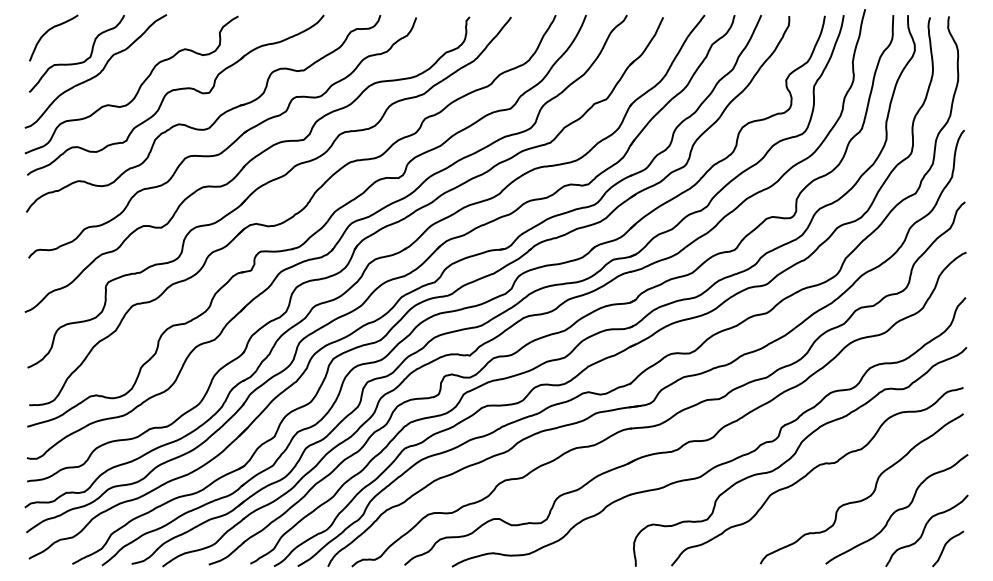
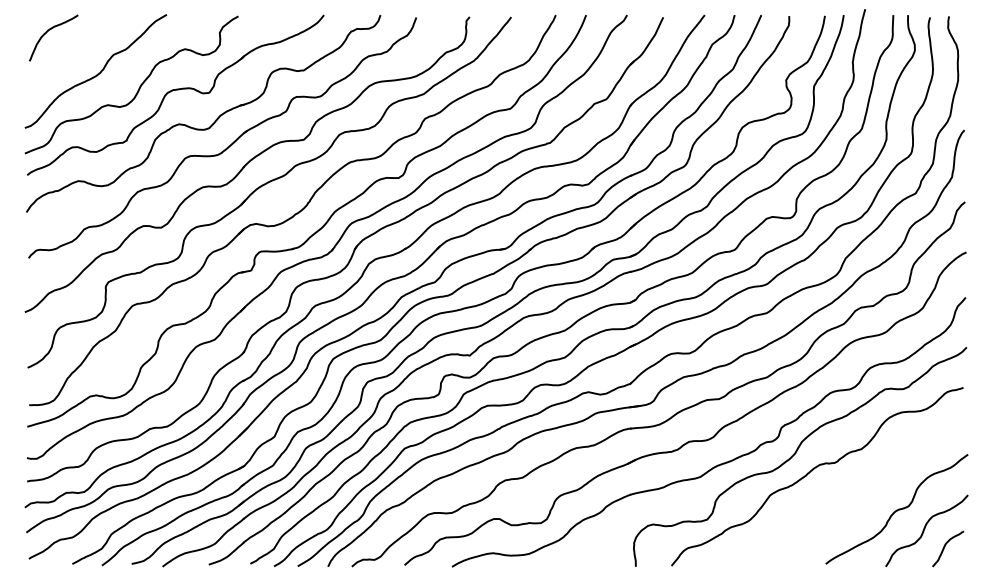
curve: present -> none (81, 61)
curve: present -> none (865, 497)
